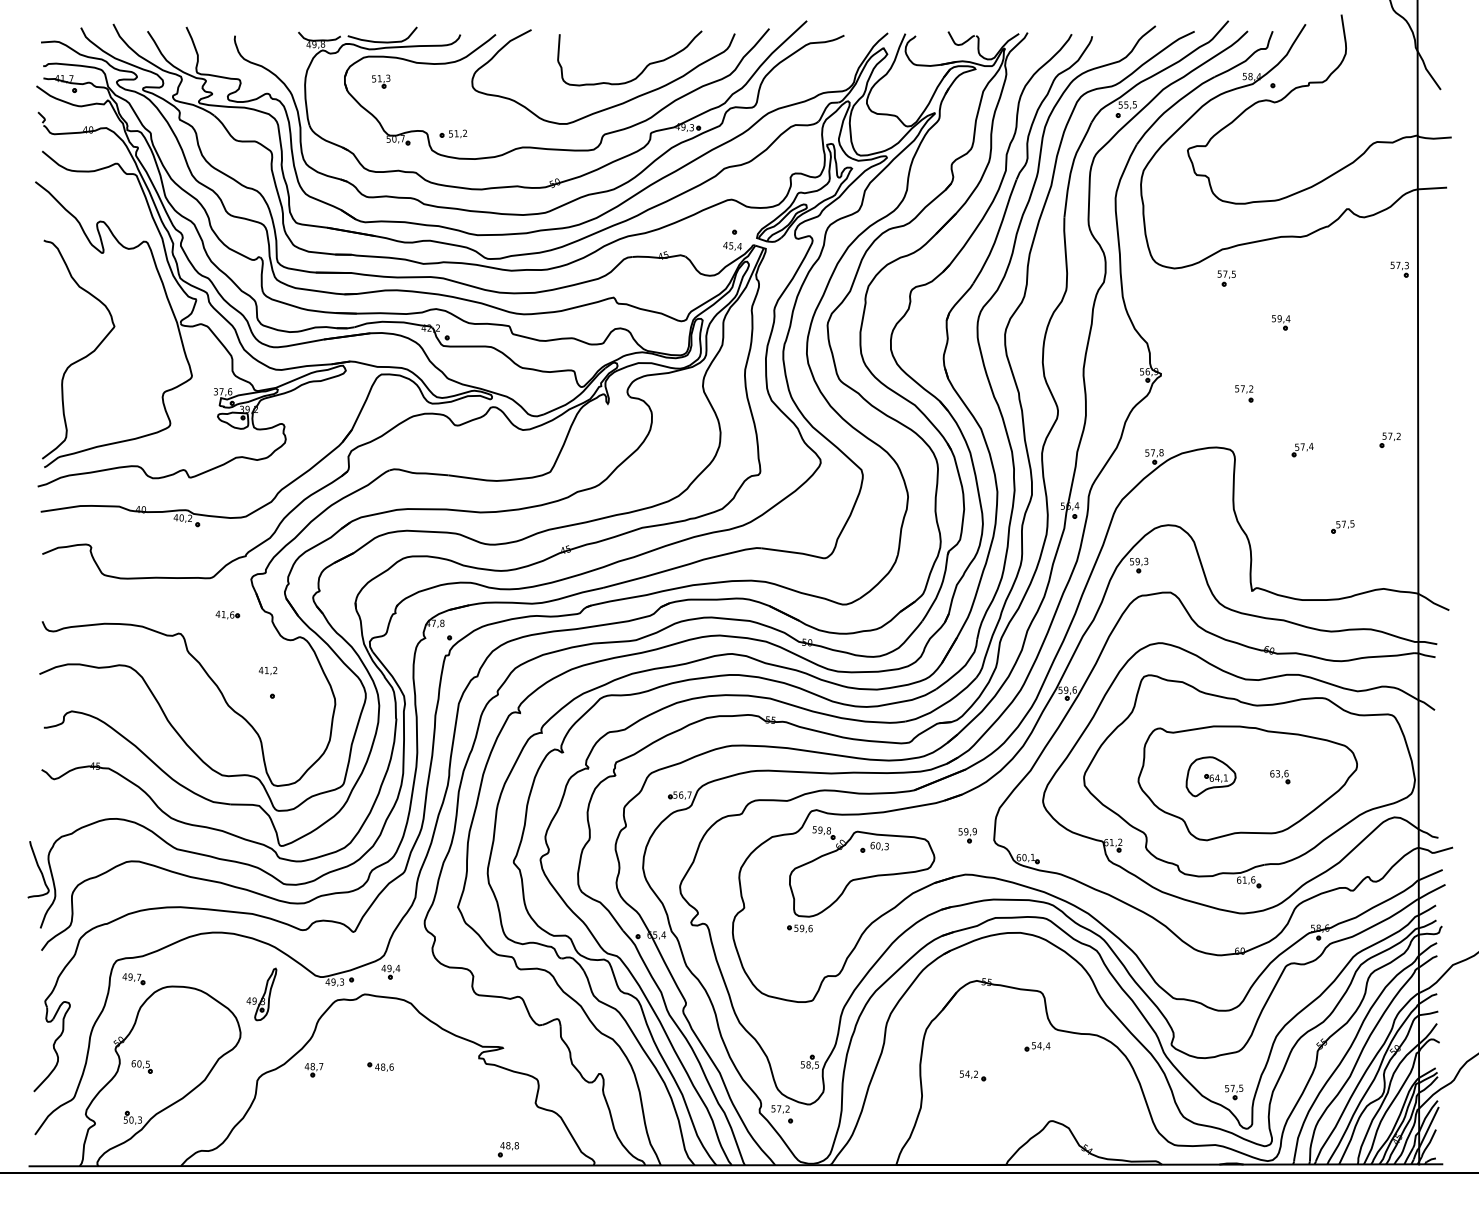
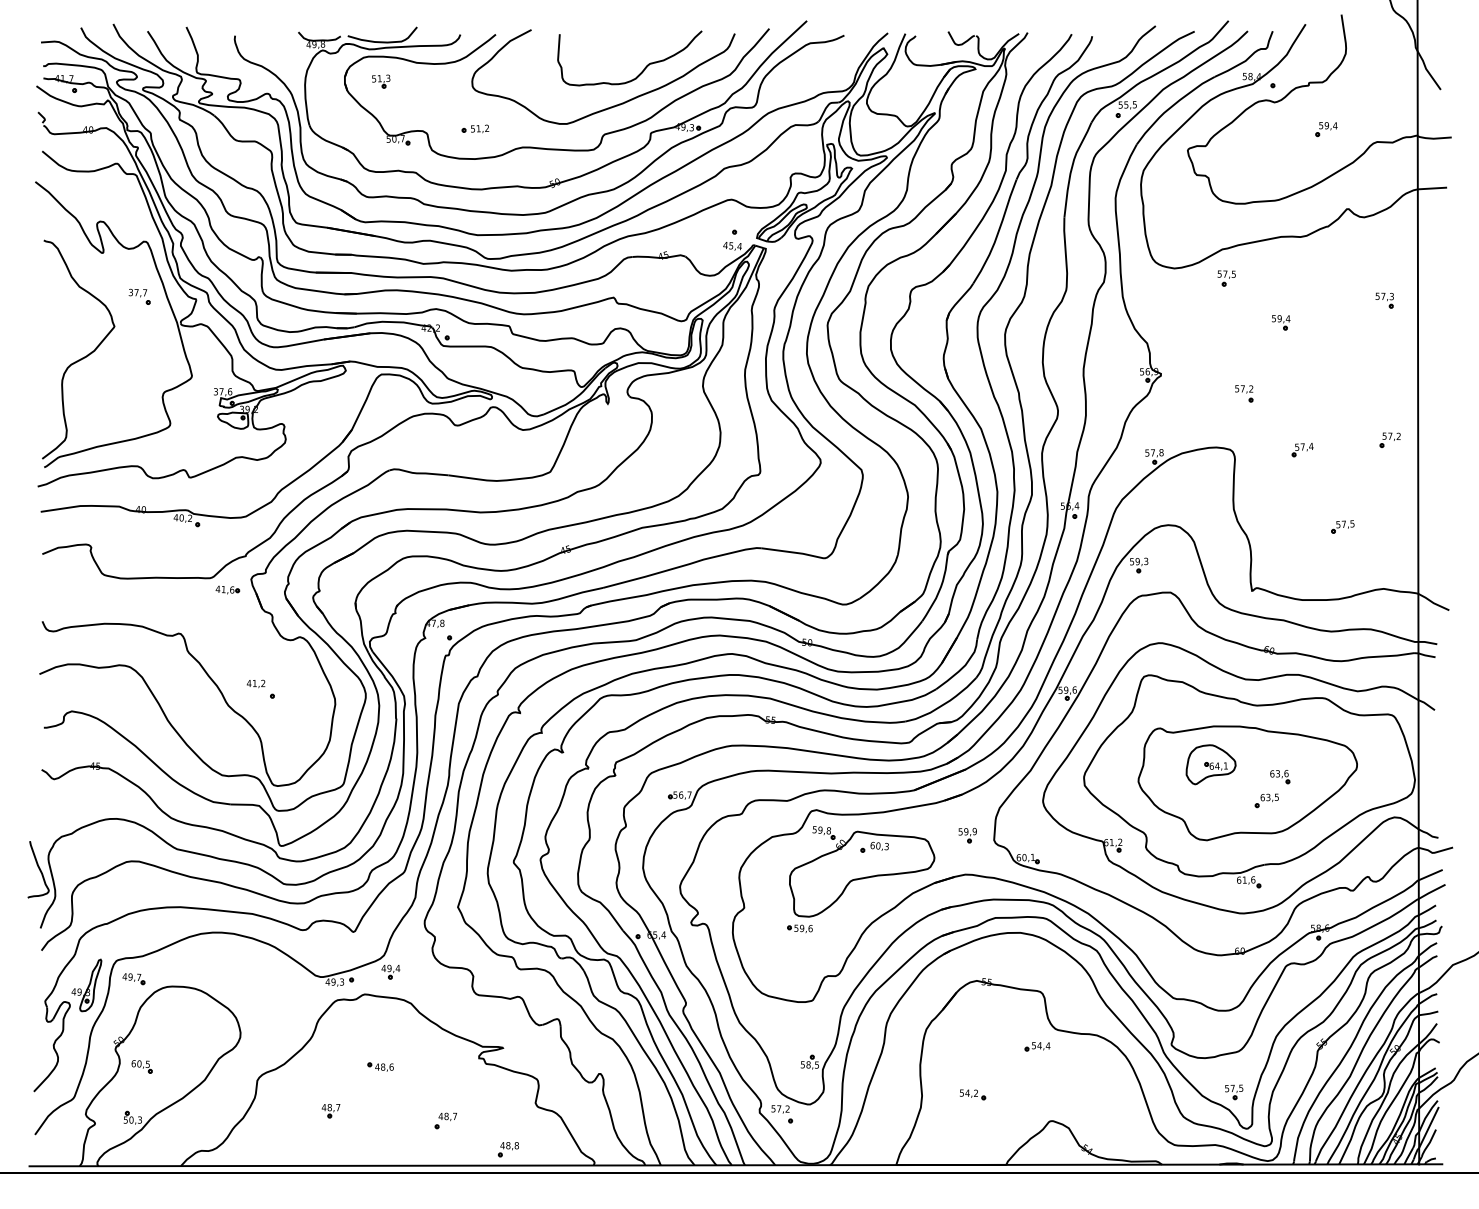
part: none -> present (1326, 129)
part position: (453, 133) -> (475, 128) (475, 128)
part position: (1399, 269) -> (1384, 300) (1384, 300)
part: none -> present (139, 296)
part position: (227, 614) -> (227, 589) (227, 589)
text position: (267, 670) -> (255, 683) (255, 683)
part position: (1210, 776) -> (1210, 764) (1210, 764)
part: none -> present (1266, 800)
part position: (261, 994) -> (86, 985) (86, 985)
part position: (313, 1070) -> (330, 1111) (330, 1111)
part position: (973, 1075) -> (973, 1094) (973, 1094)
part: none -> present (445, 1120)
